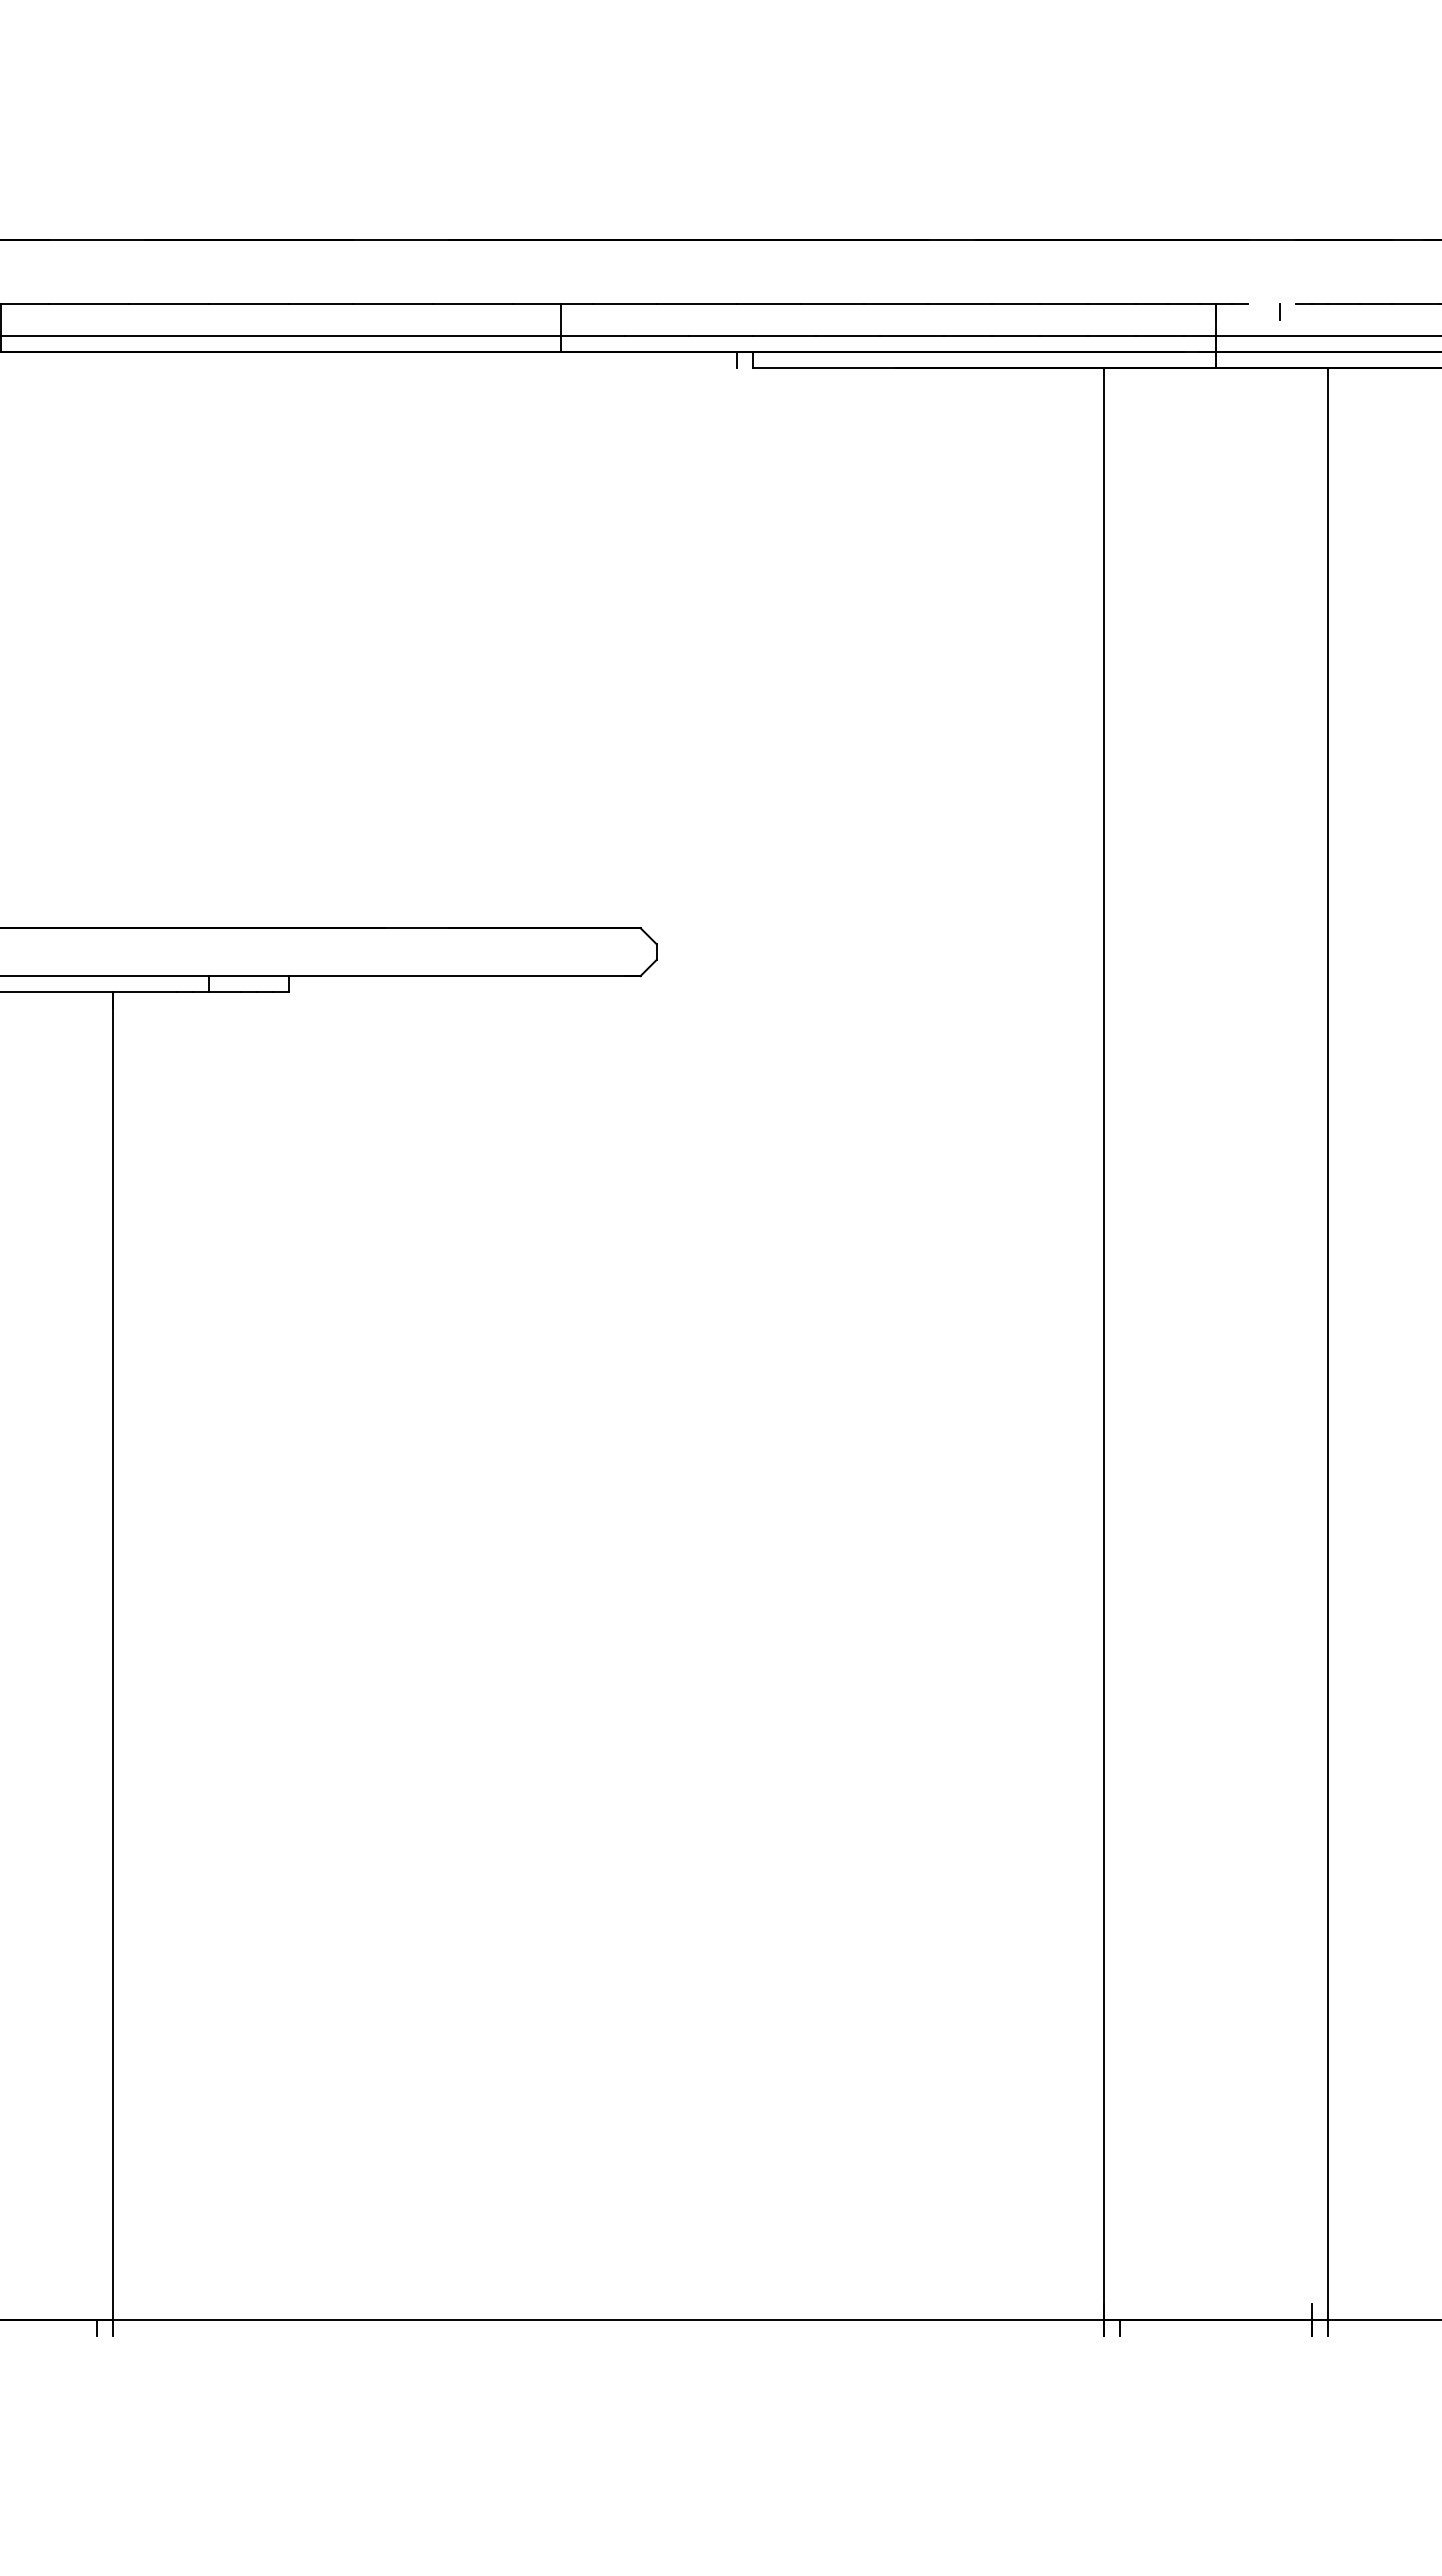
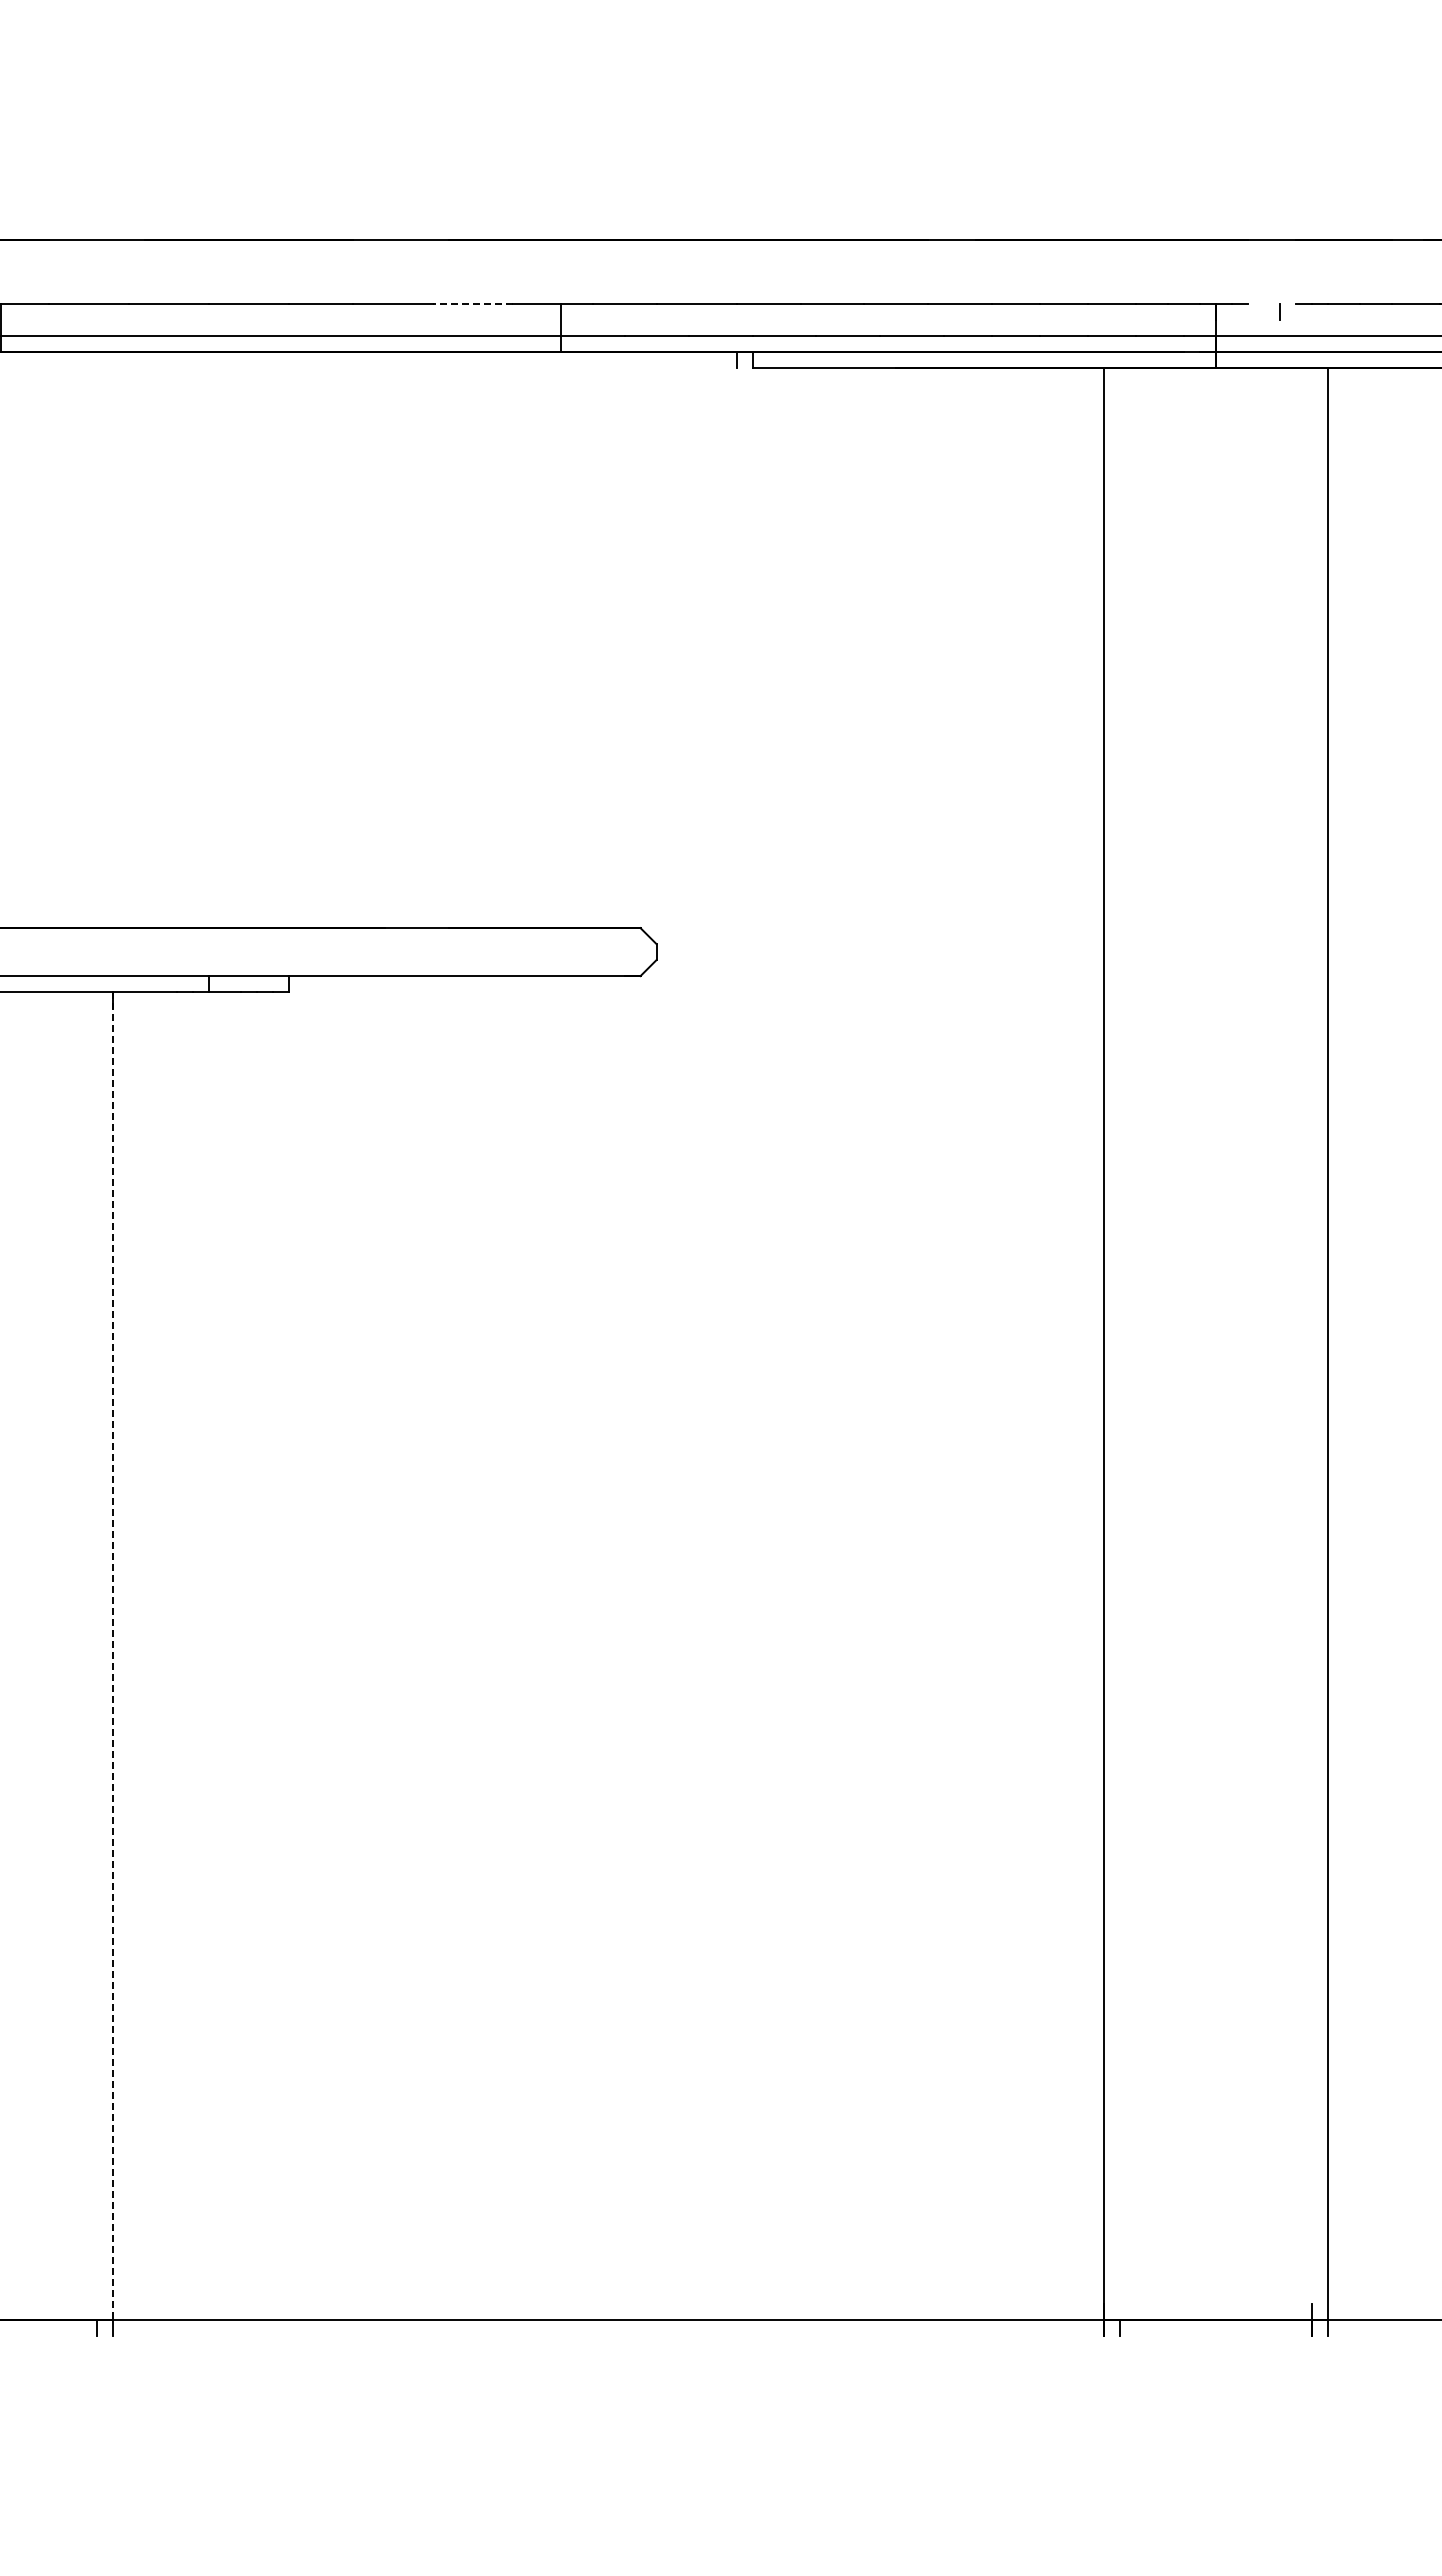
line: solid -> dashed (472, 304)
line: solid -> dashed (112, 1655)
